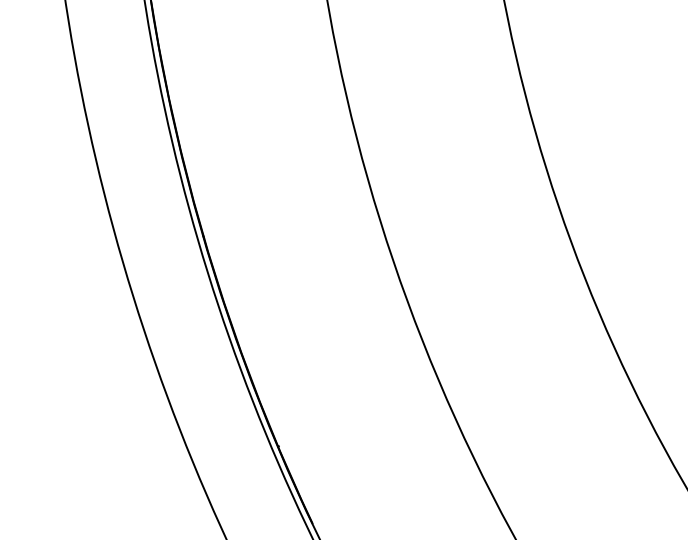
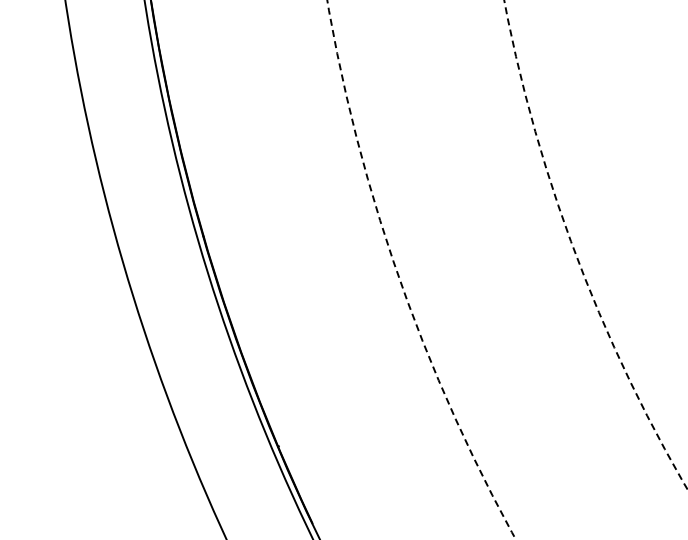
arc: solid -> dashed (575, 253)
arc: solid -> dashed (399, 278)
